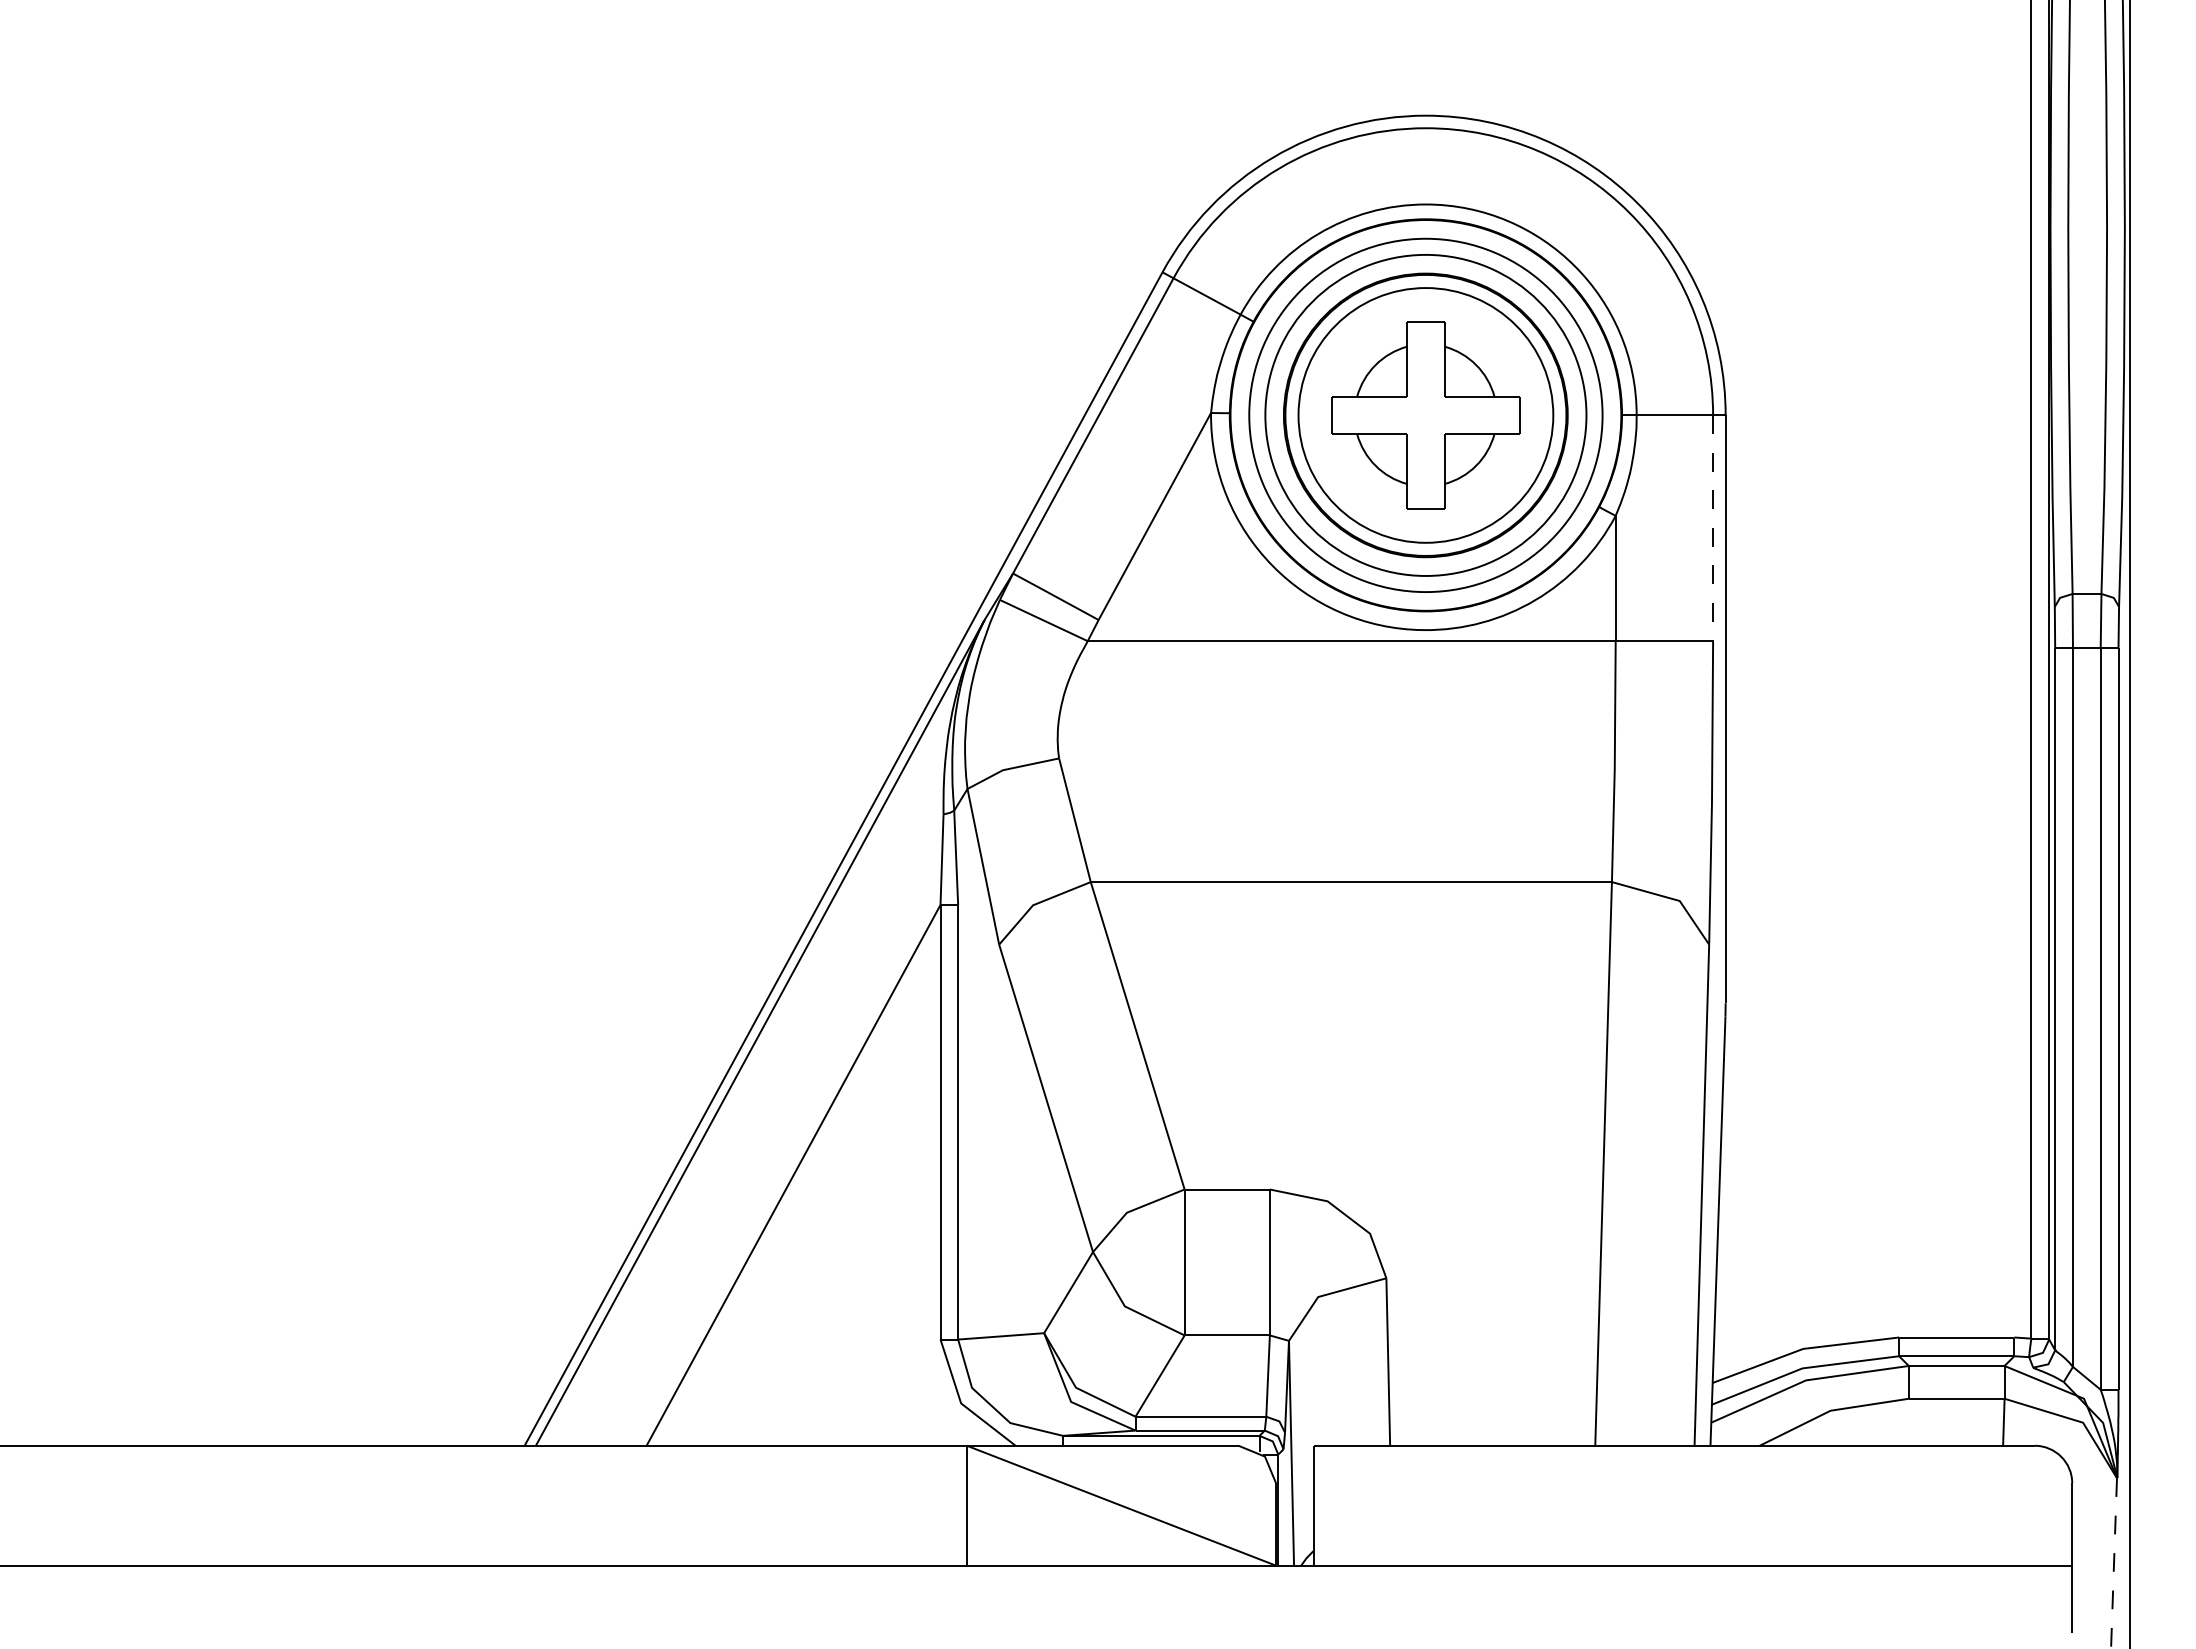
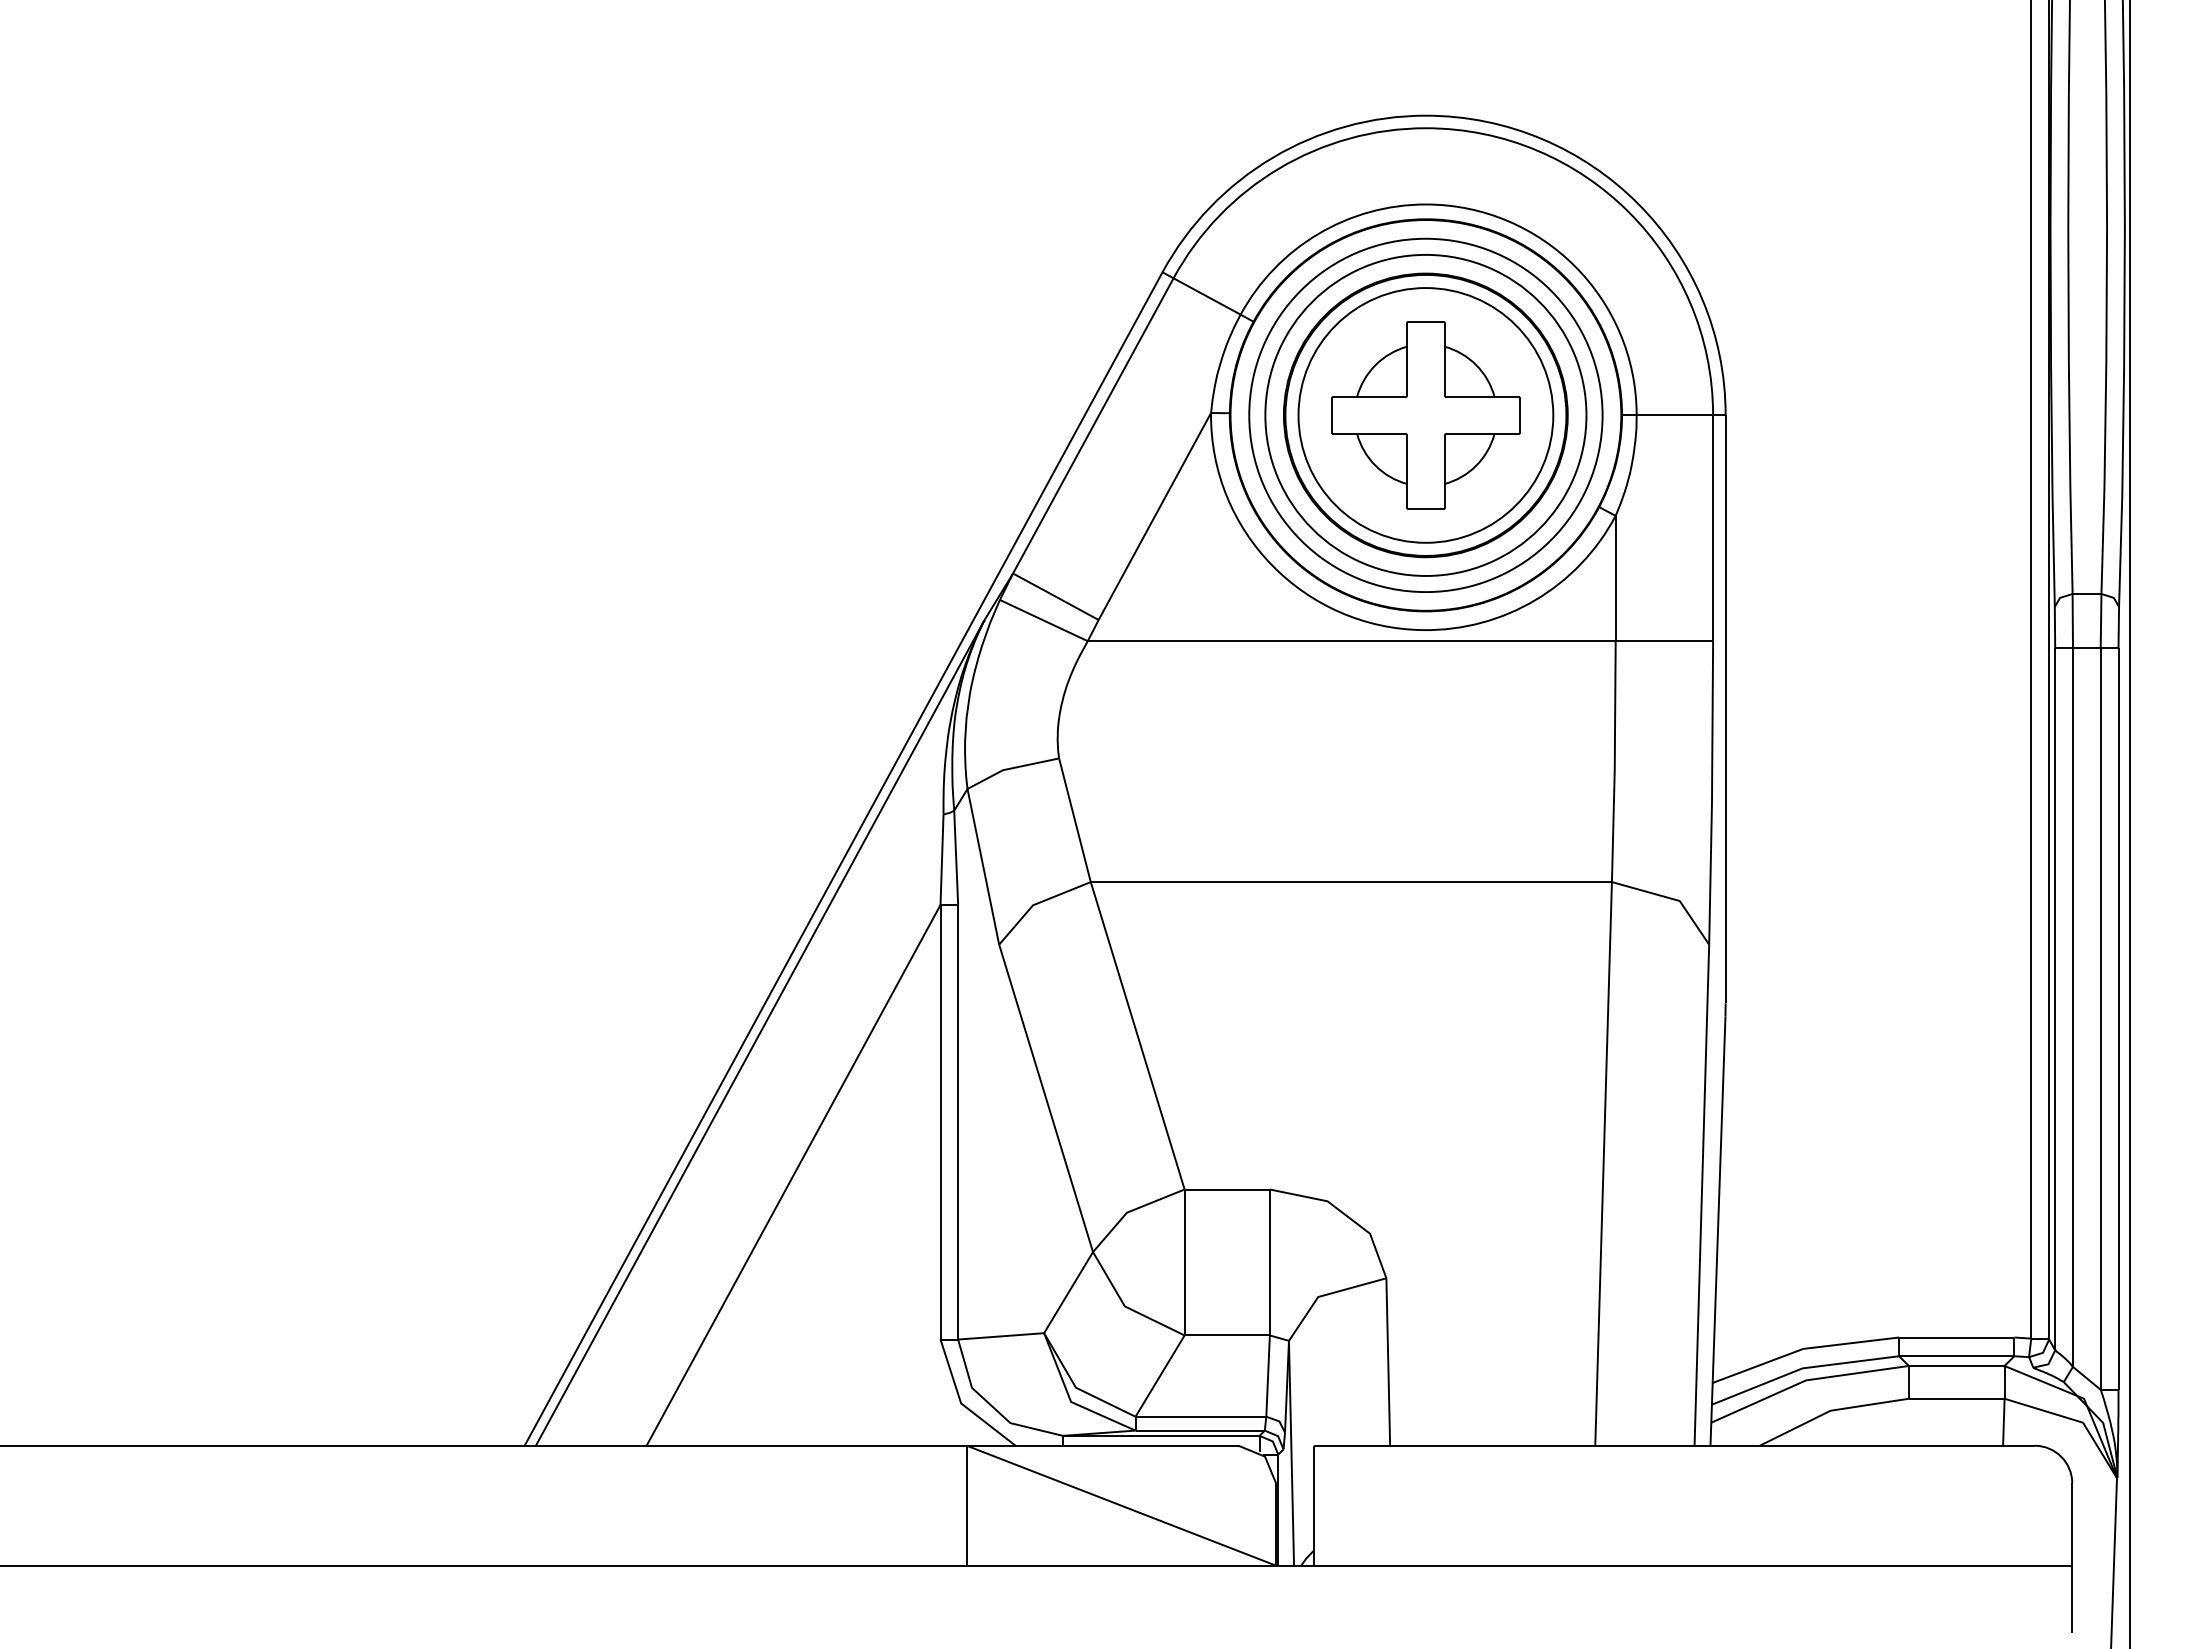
line: dashed -> solid (1713, 528)
line: dashed -> solid (2114, 1564)
